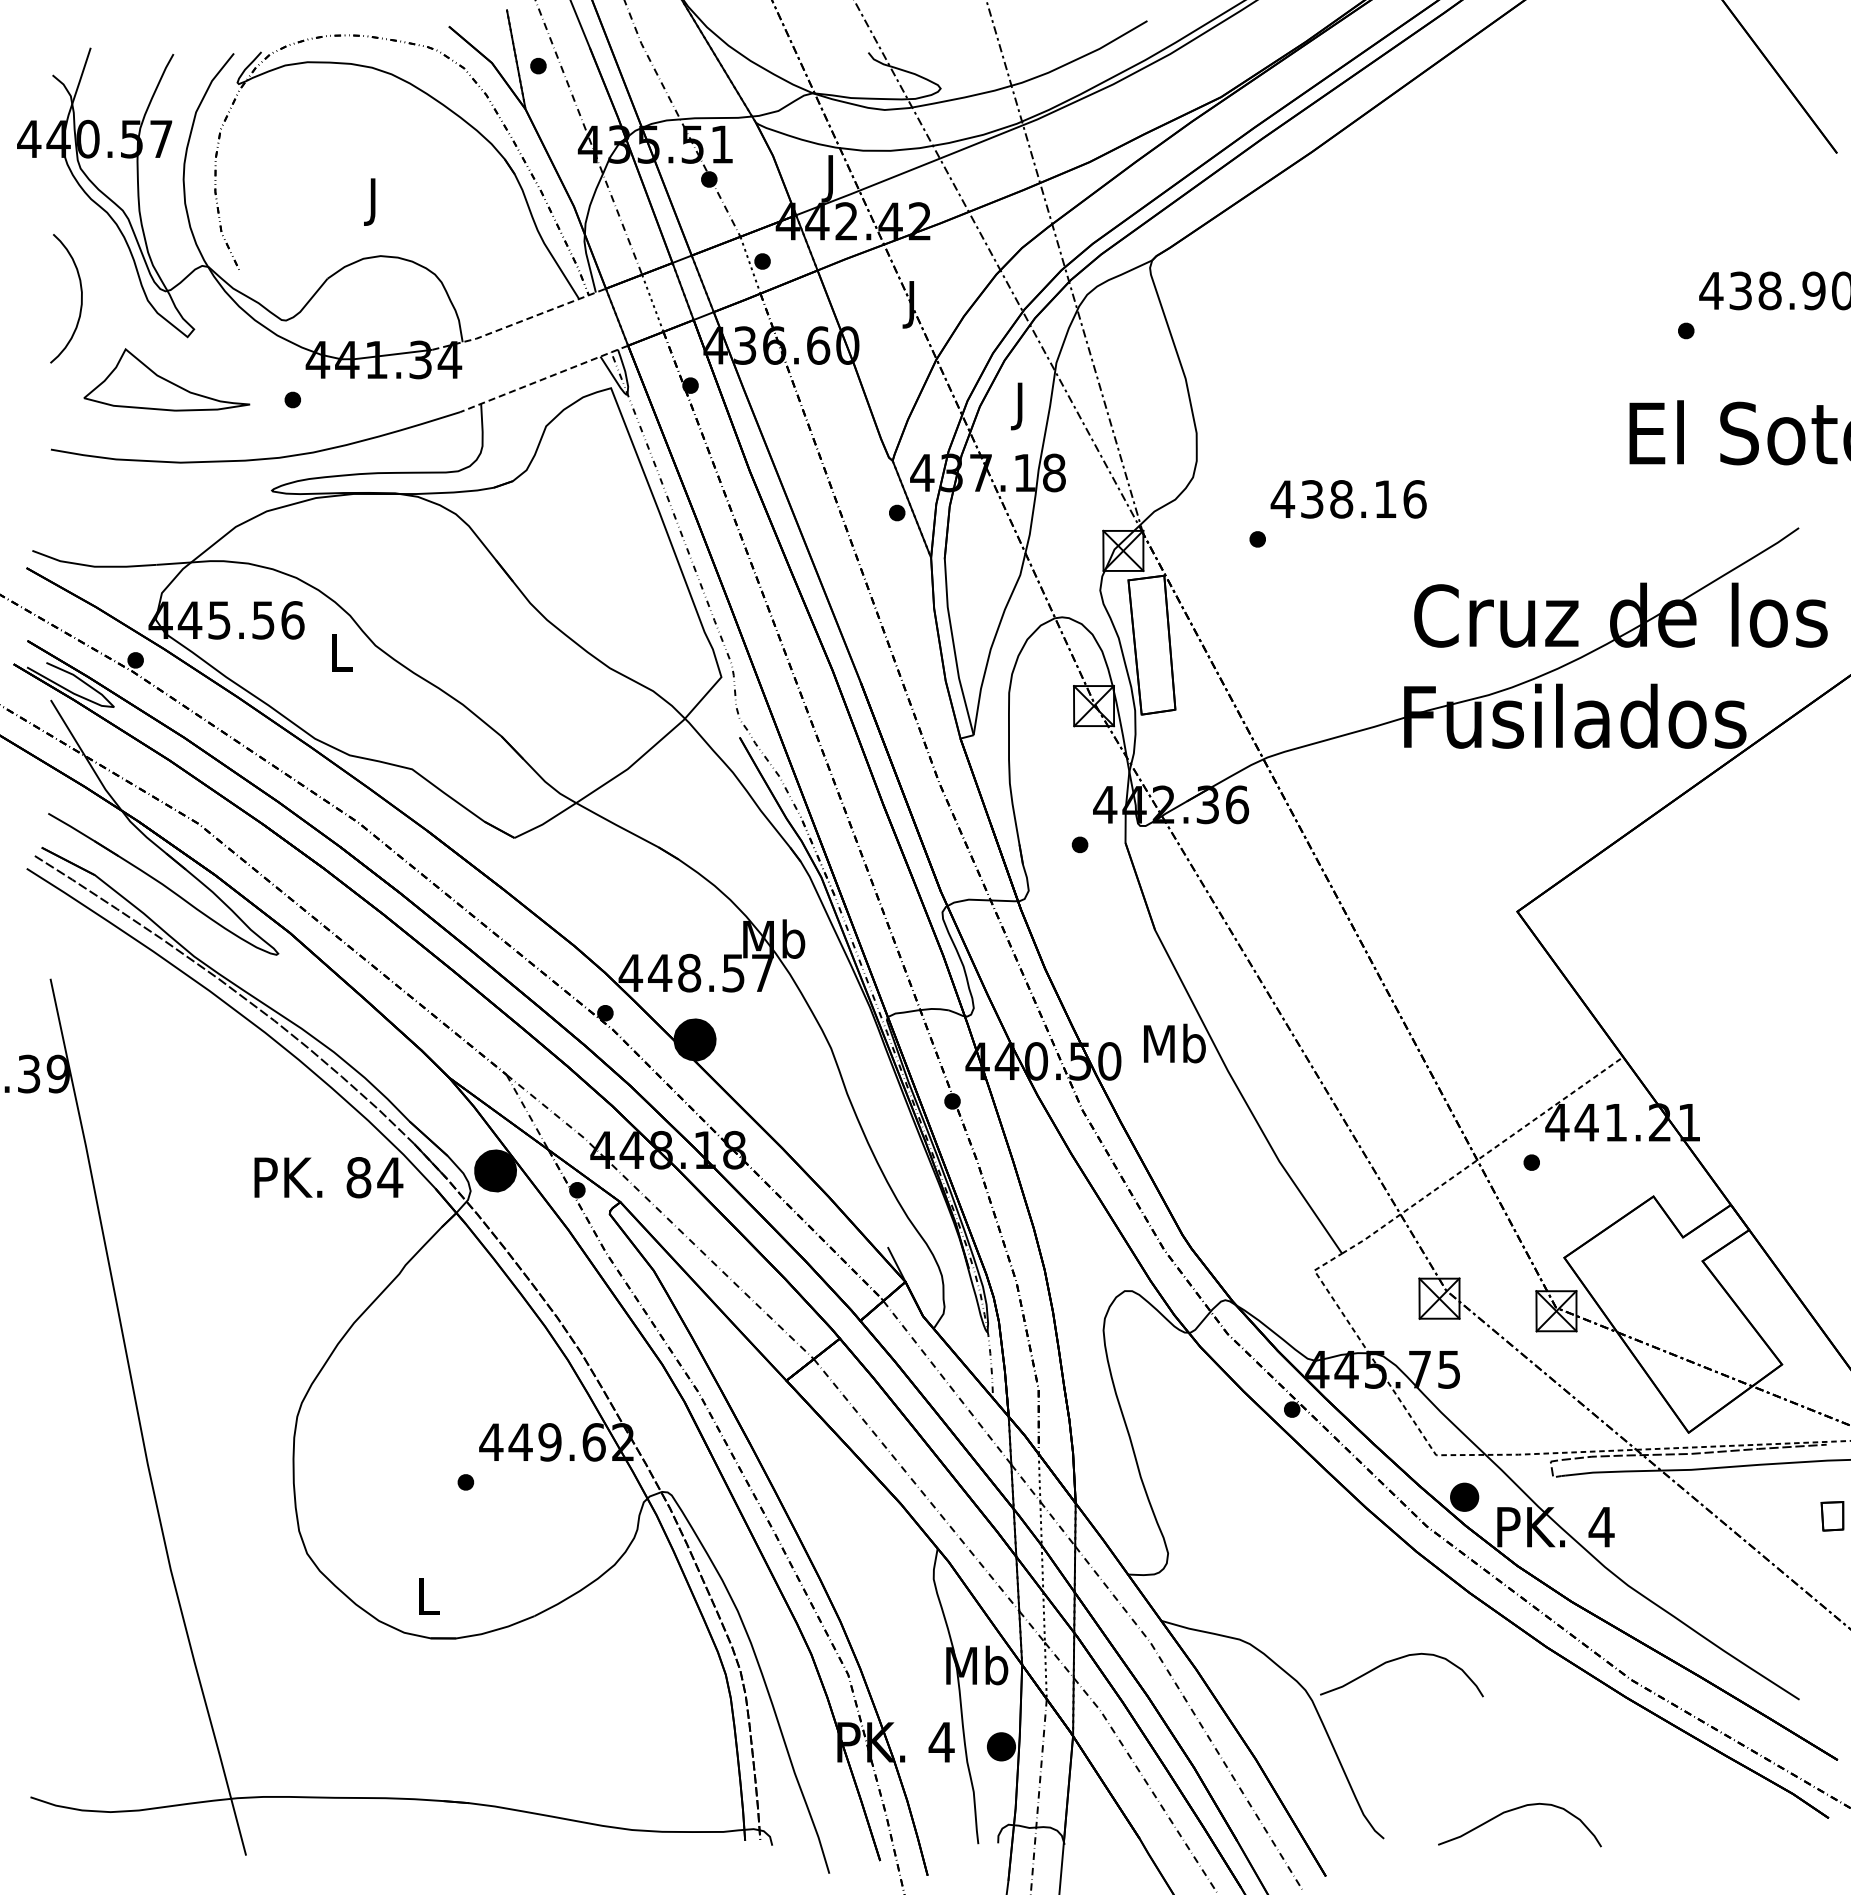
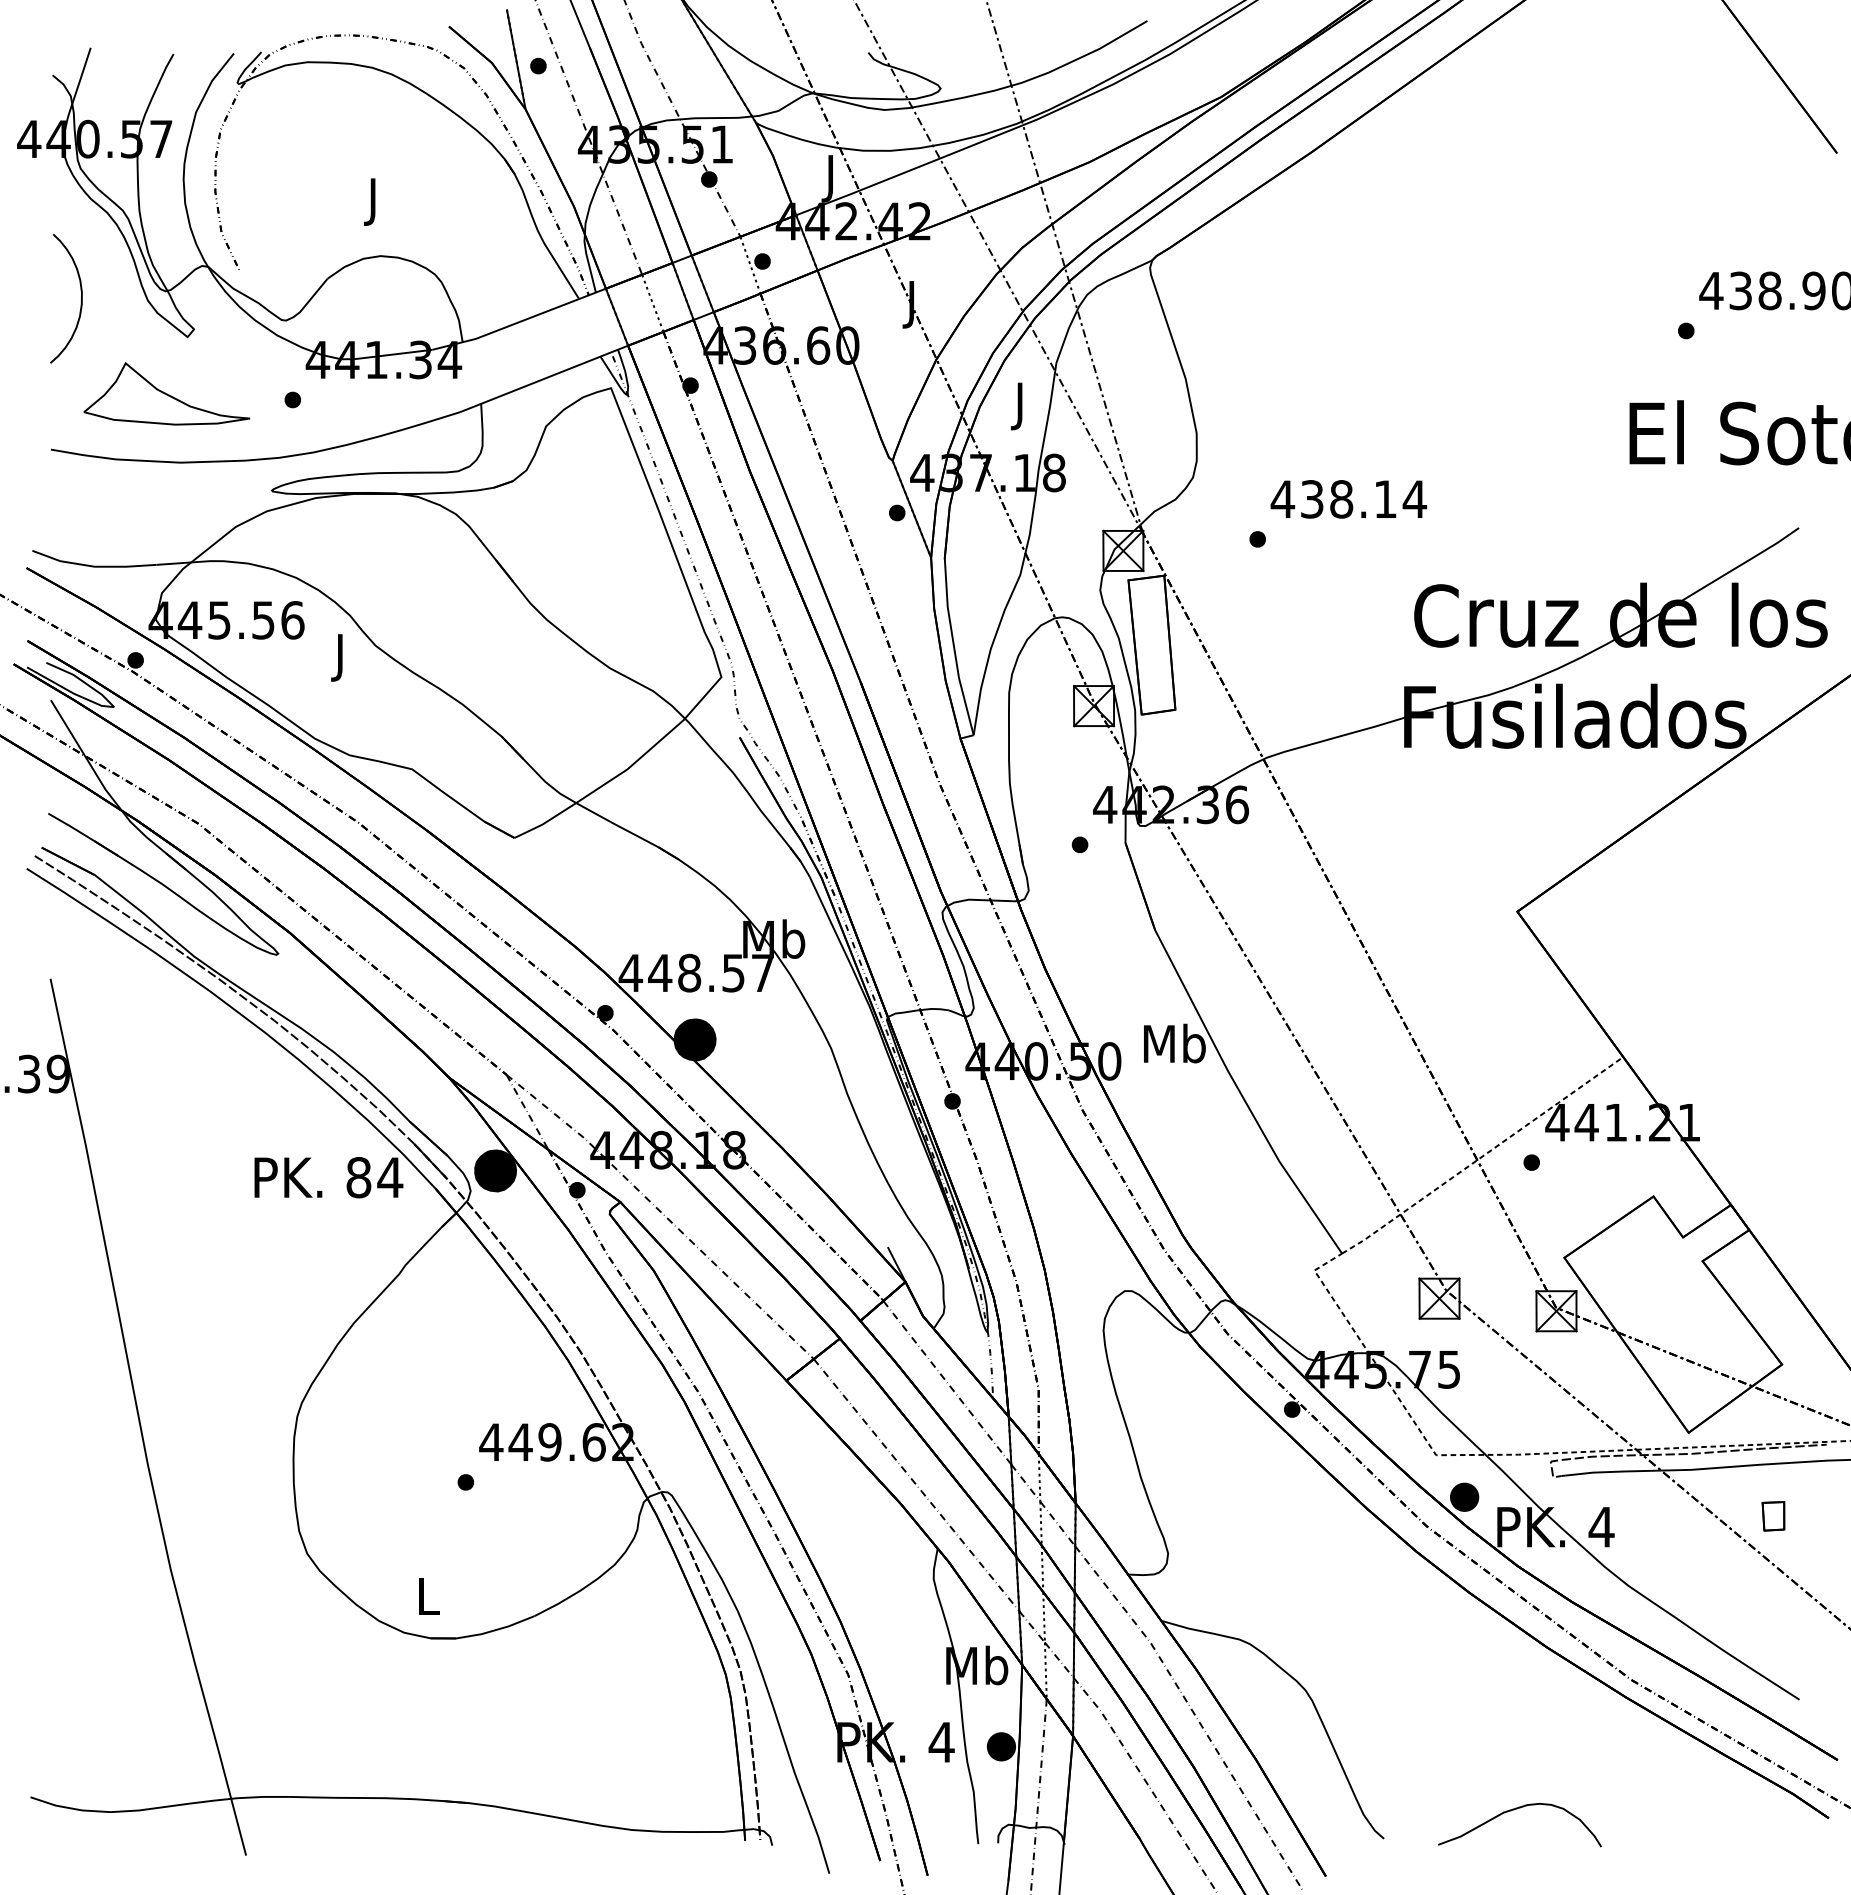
line: dashed -> solid (519, 322)
line: dashed -> solid (544, 378)
part position: (166, 379) -> (166, 393) (166, 393)
text: 438.16 -> 438.14 (1414, 499)
text: L -> J (341, 657)
part position: (1832, 1516) -> (1773, 1516) (1773, 1516)
curve: present -> none (1396, 1660)
